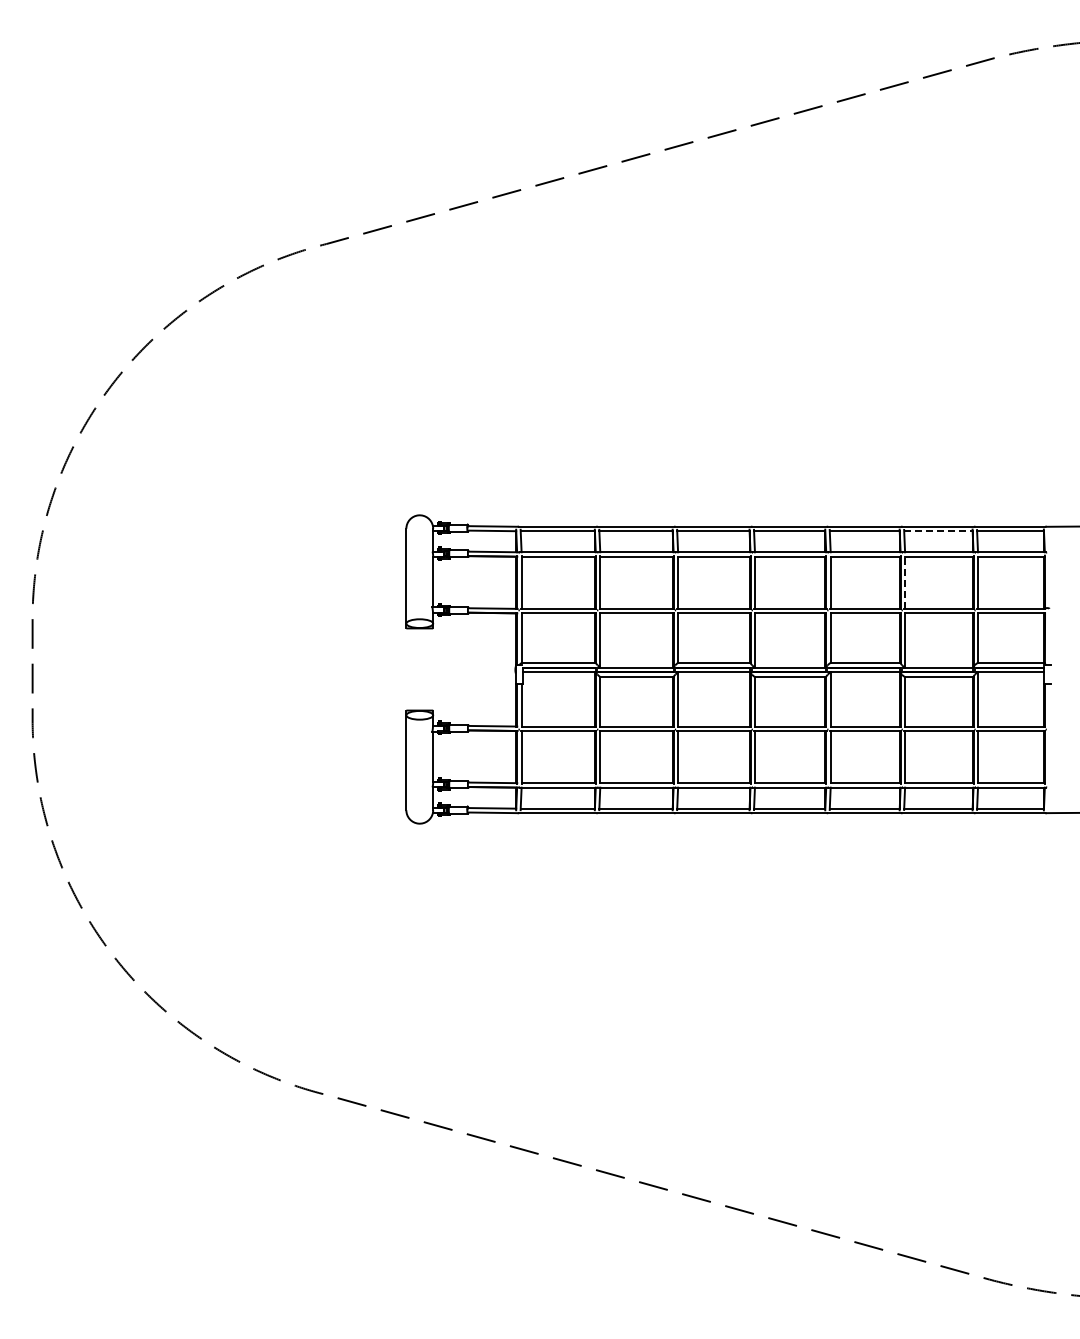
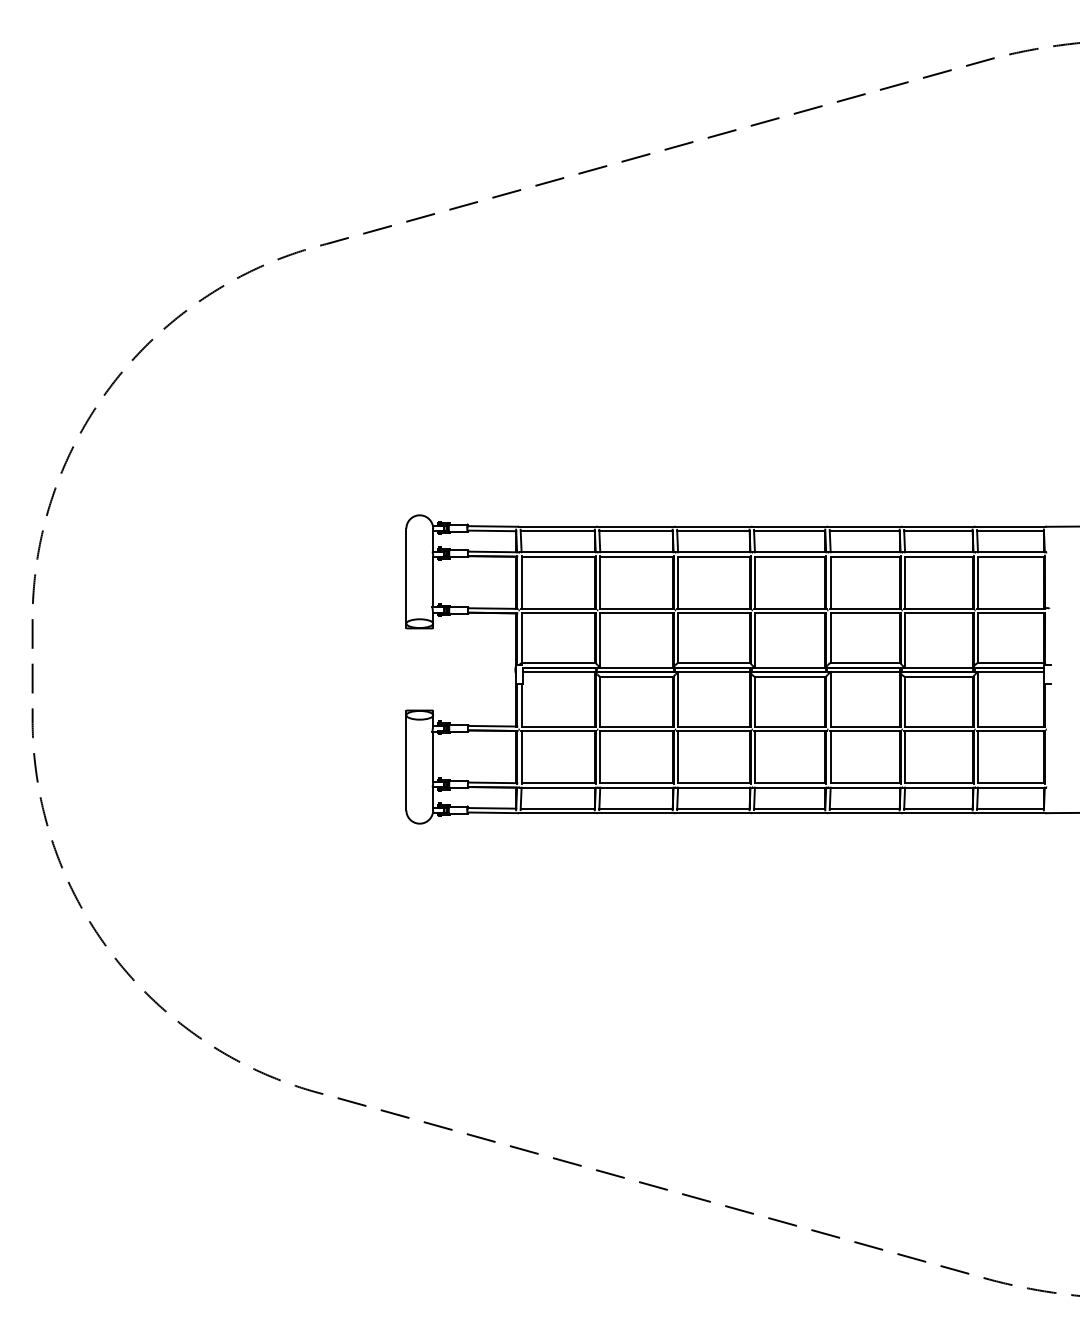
line: dashed -> solid (938, 531)
line: dashed -> solid (905, 582)
